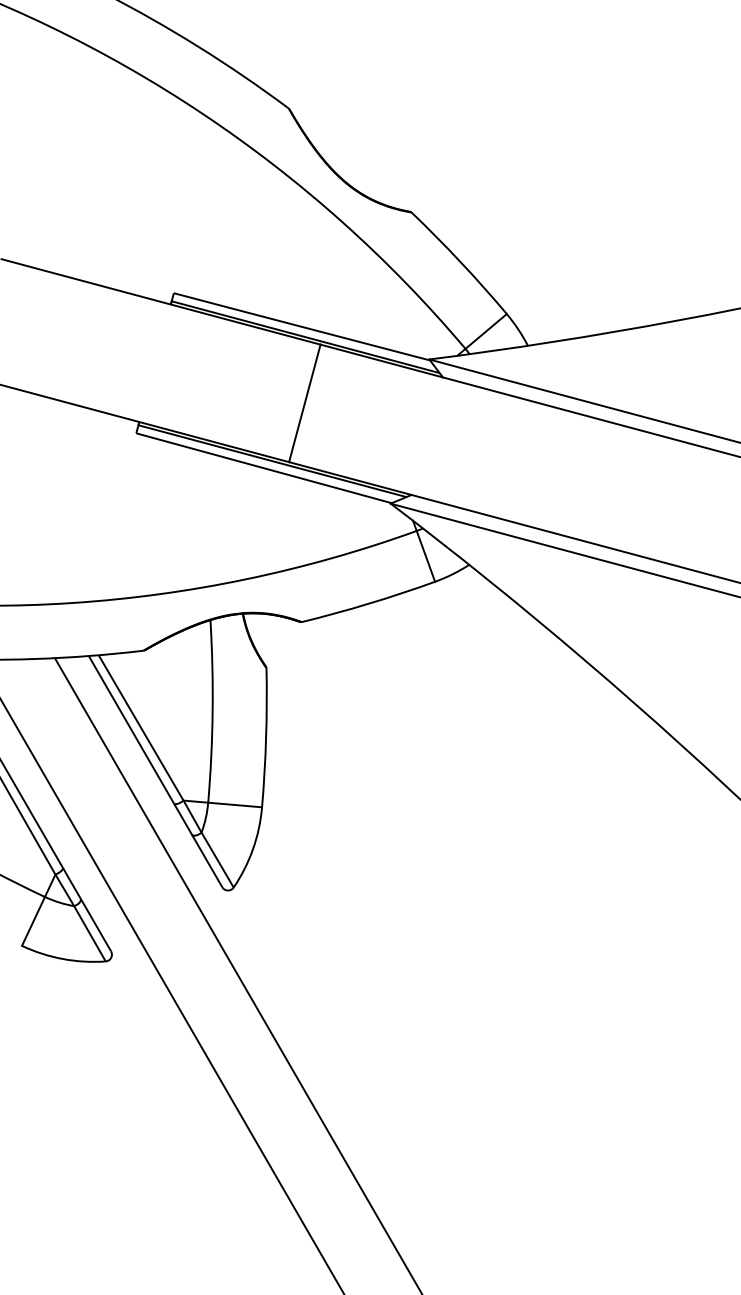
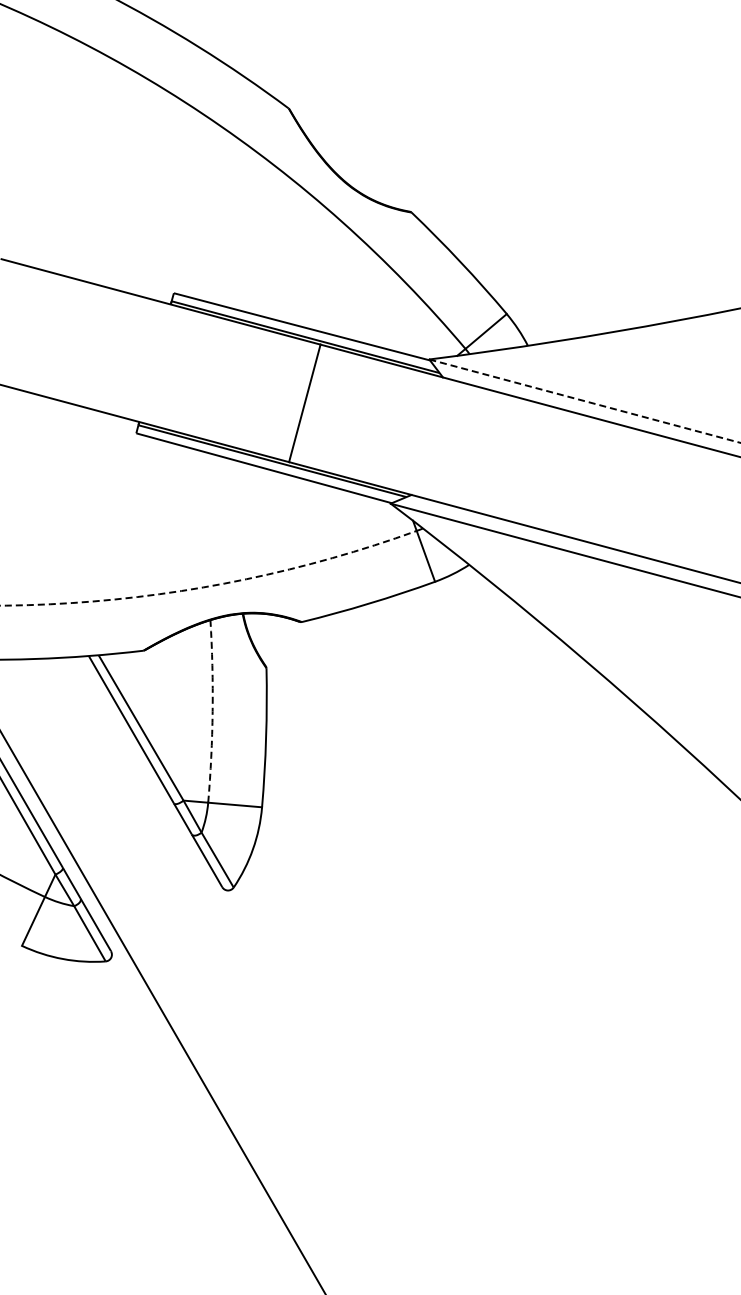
line: solid -> dashed (584, 401)
arc: solid -> dashed (210, 586)
arc: solid -> dashed (212, 711)
line: present -> none (237, 974)
line position: (172, 996) -> (162, 1012) (162, 1012)
